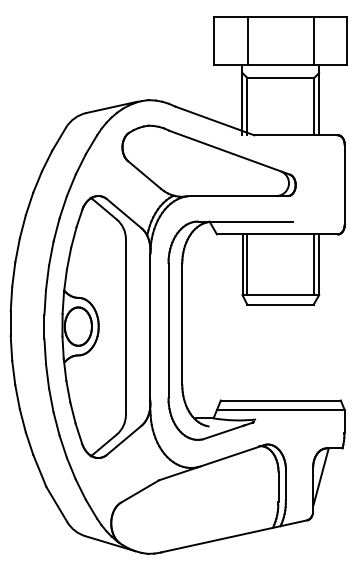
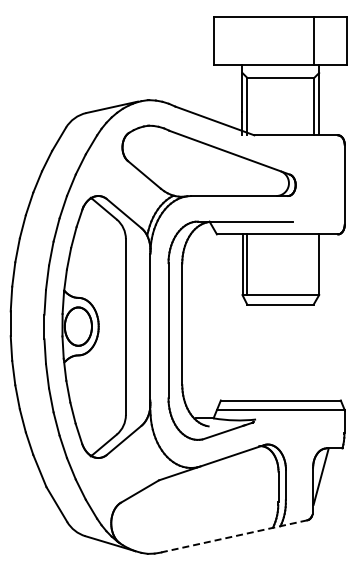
line: present -> none (247, 41)
line: present -> none (314, 264)
line: solid -> dashed (234, 536)
